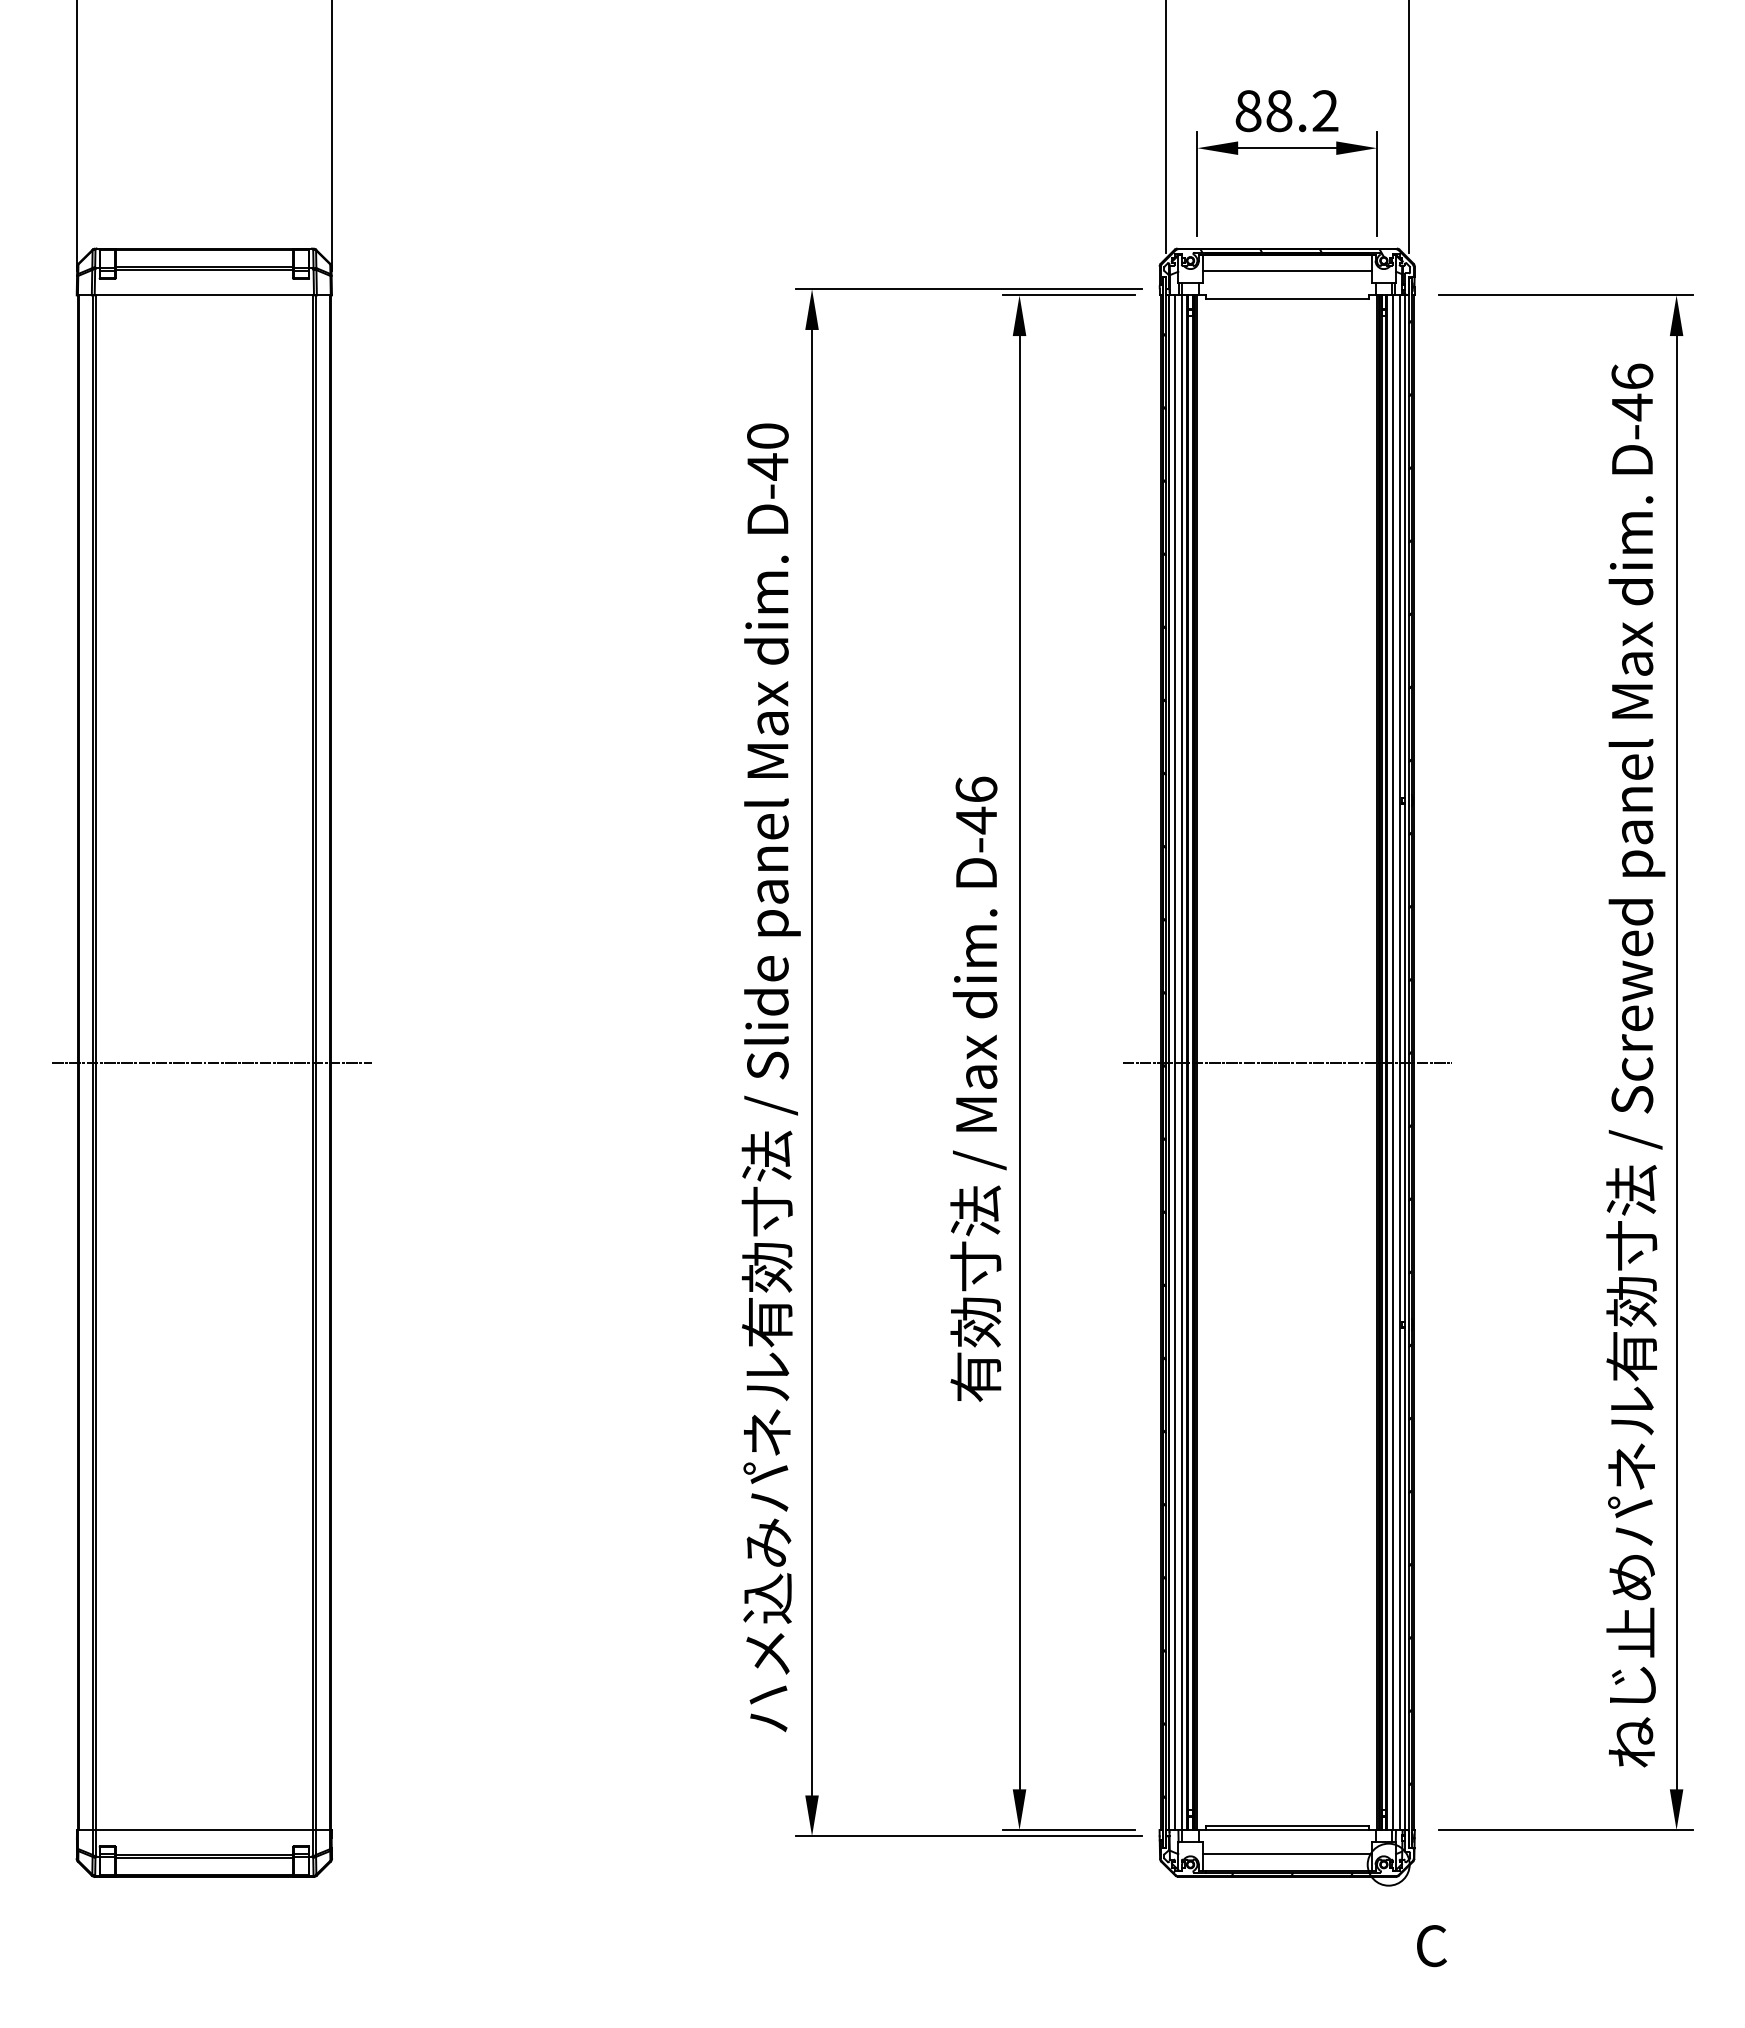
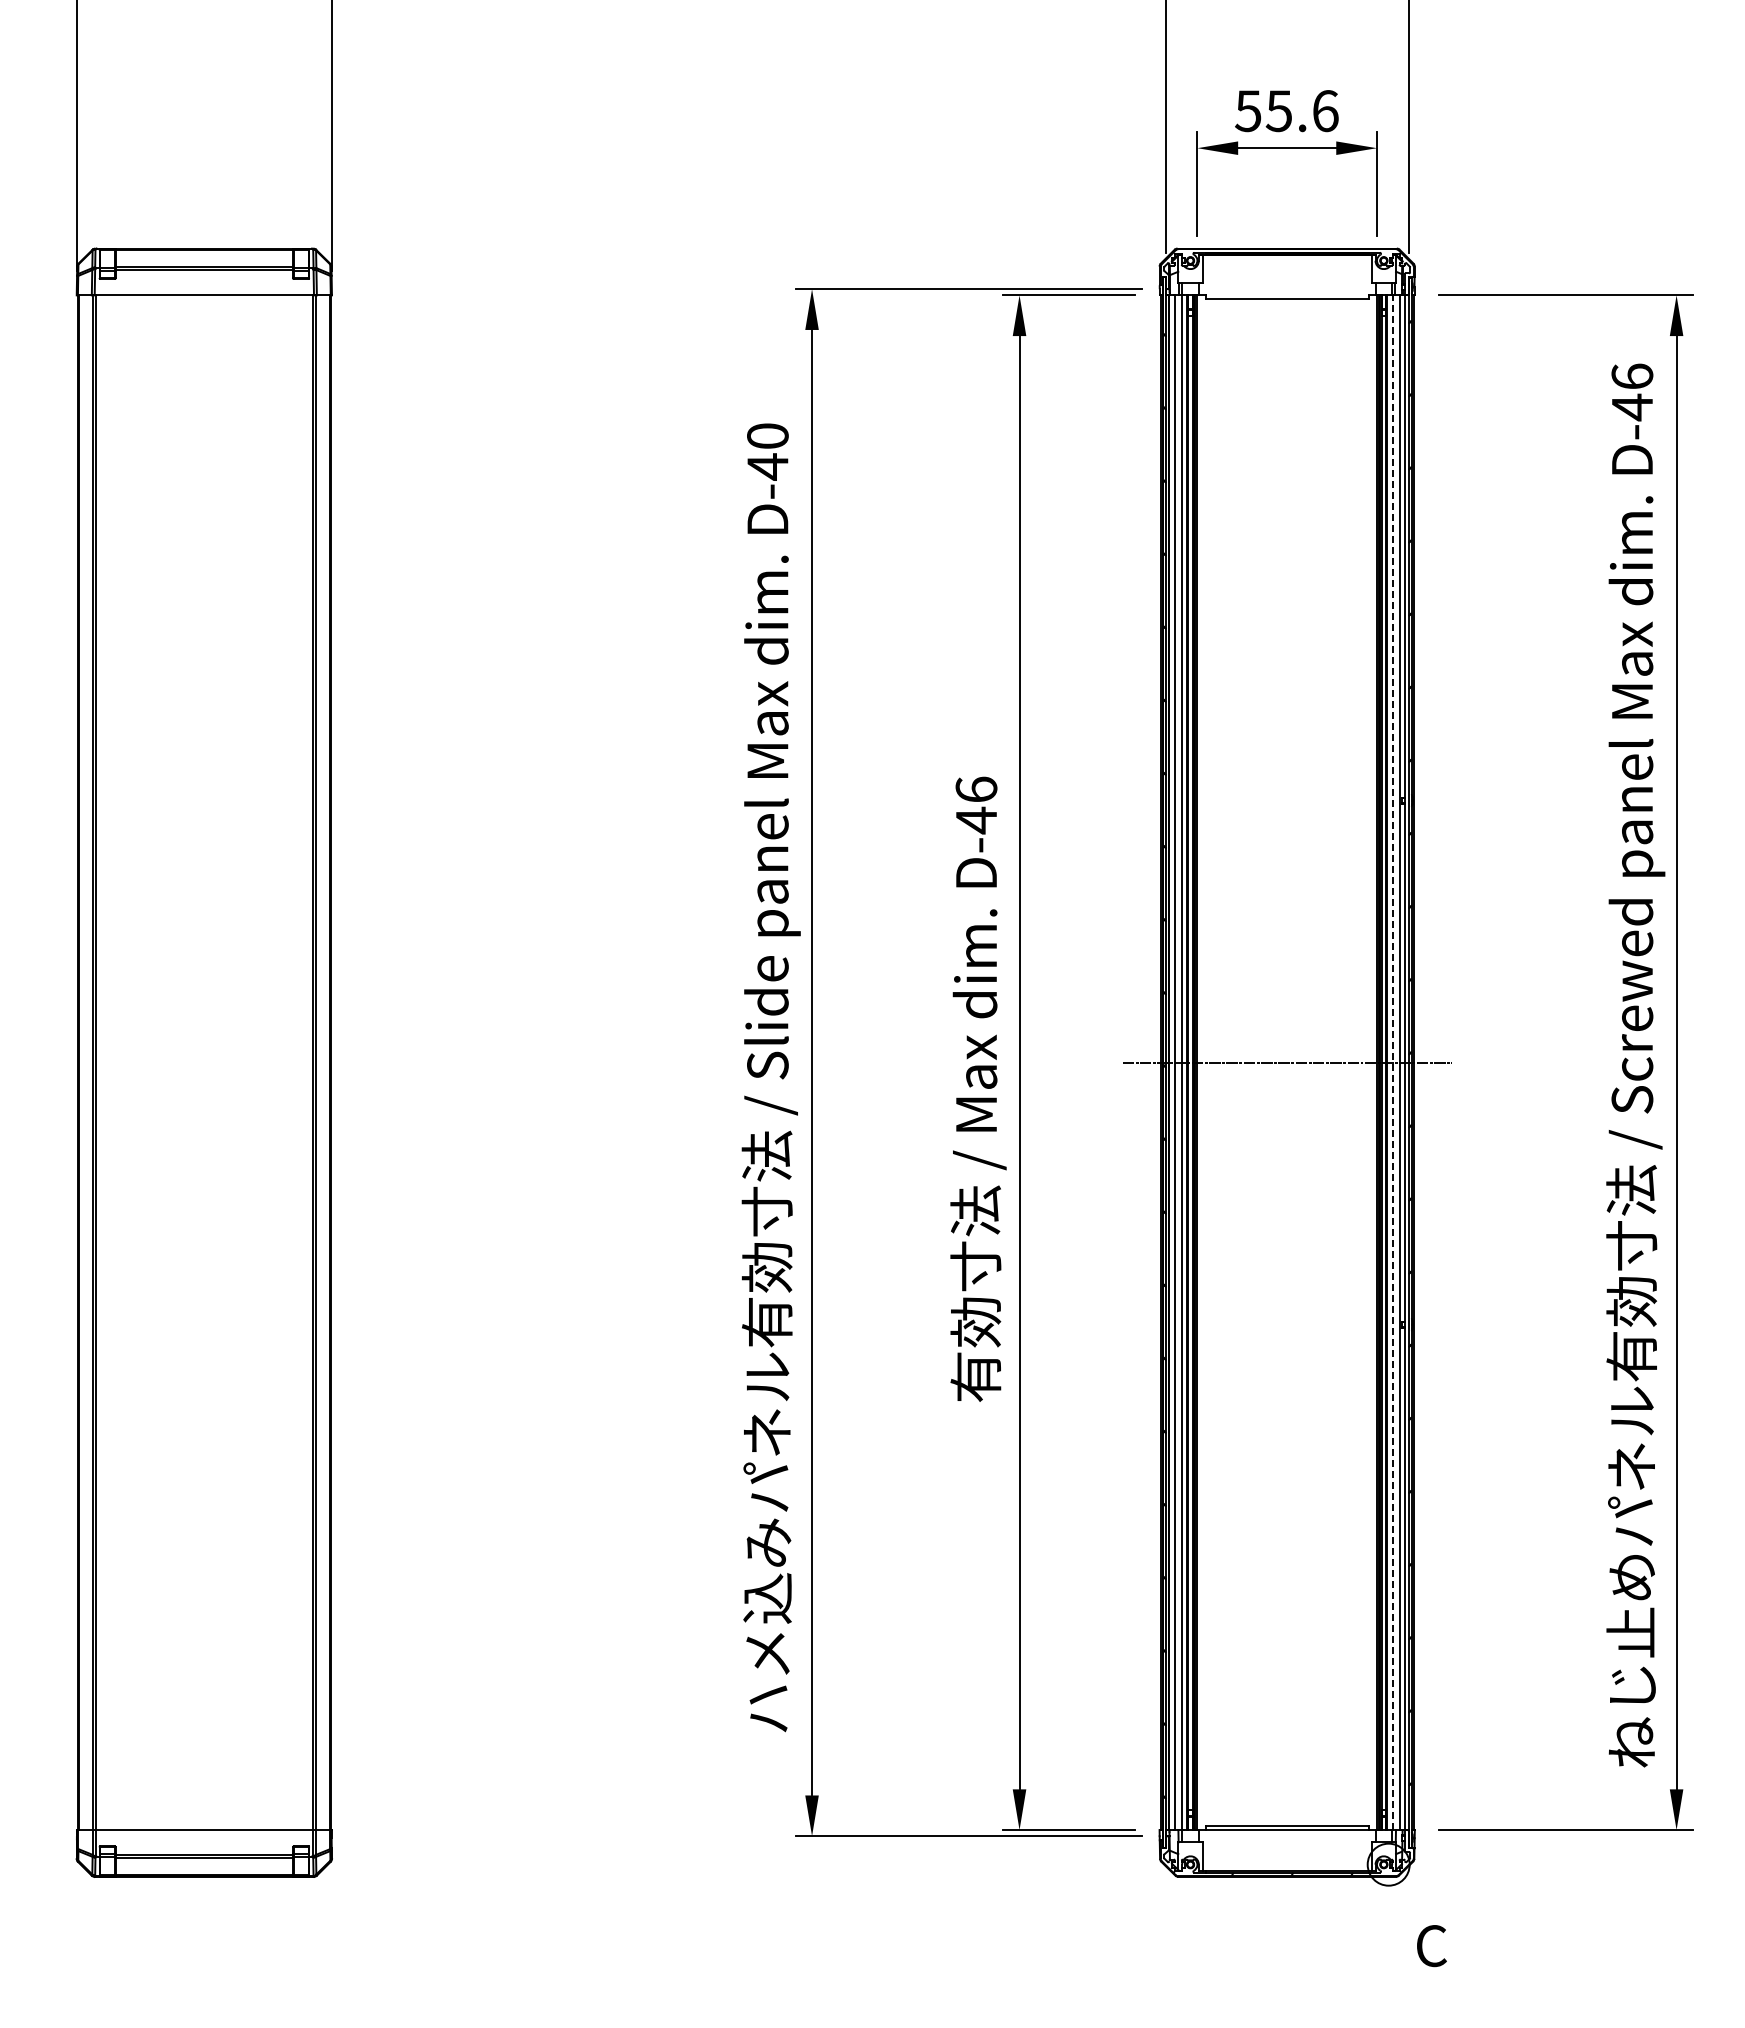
text: 88.2 -> 55.6 (1286, 111)
line: present -> none (1286, 271)
hatch: present -> none (1283, 272)
line: present -> none (211, 1062)
line: solid -> dashed (1392, 1062)
line: present -> none (1286, 1854)
